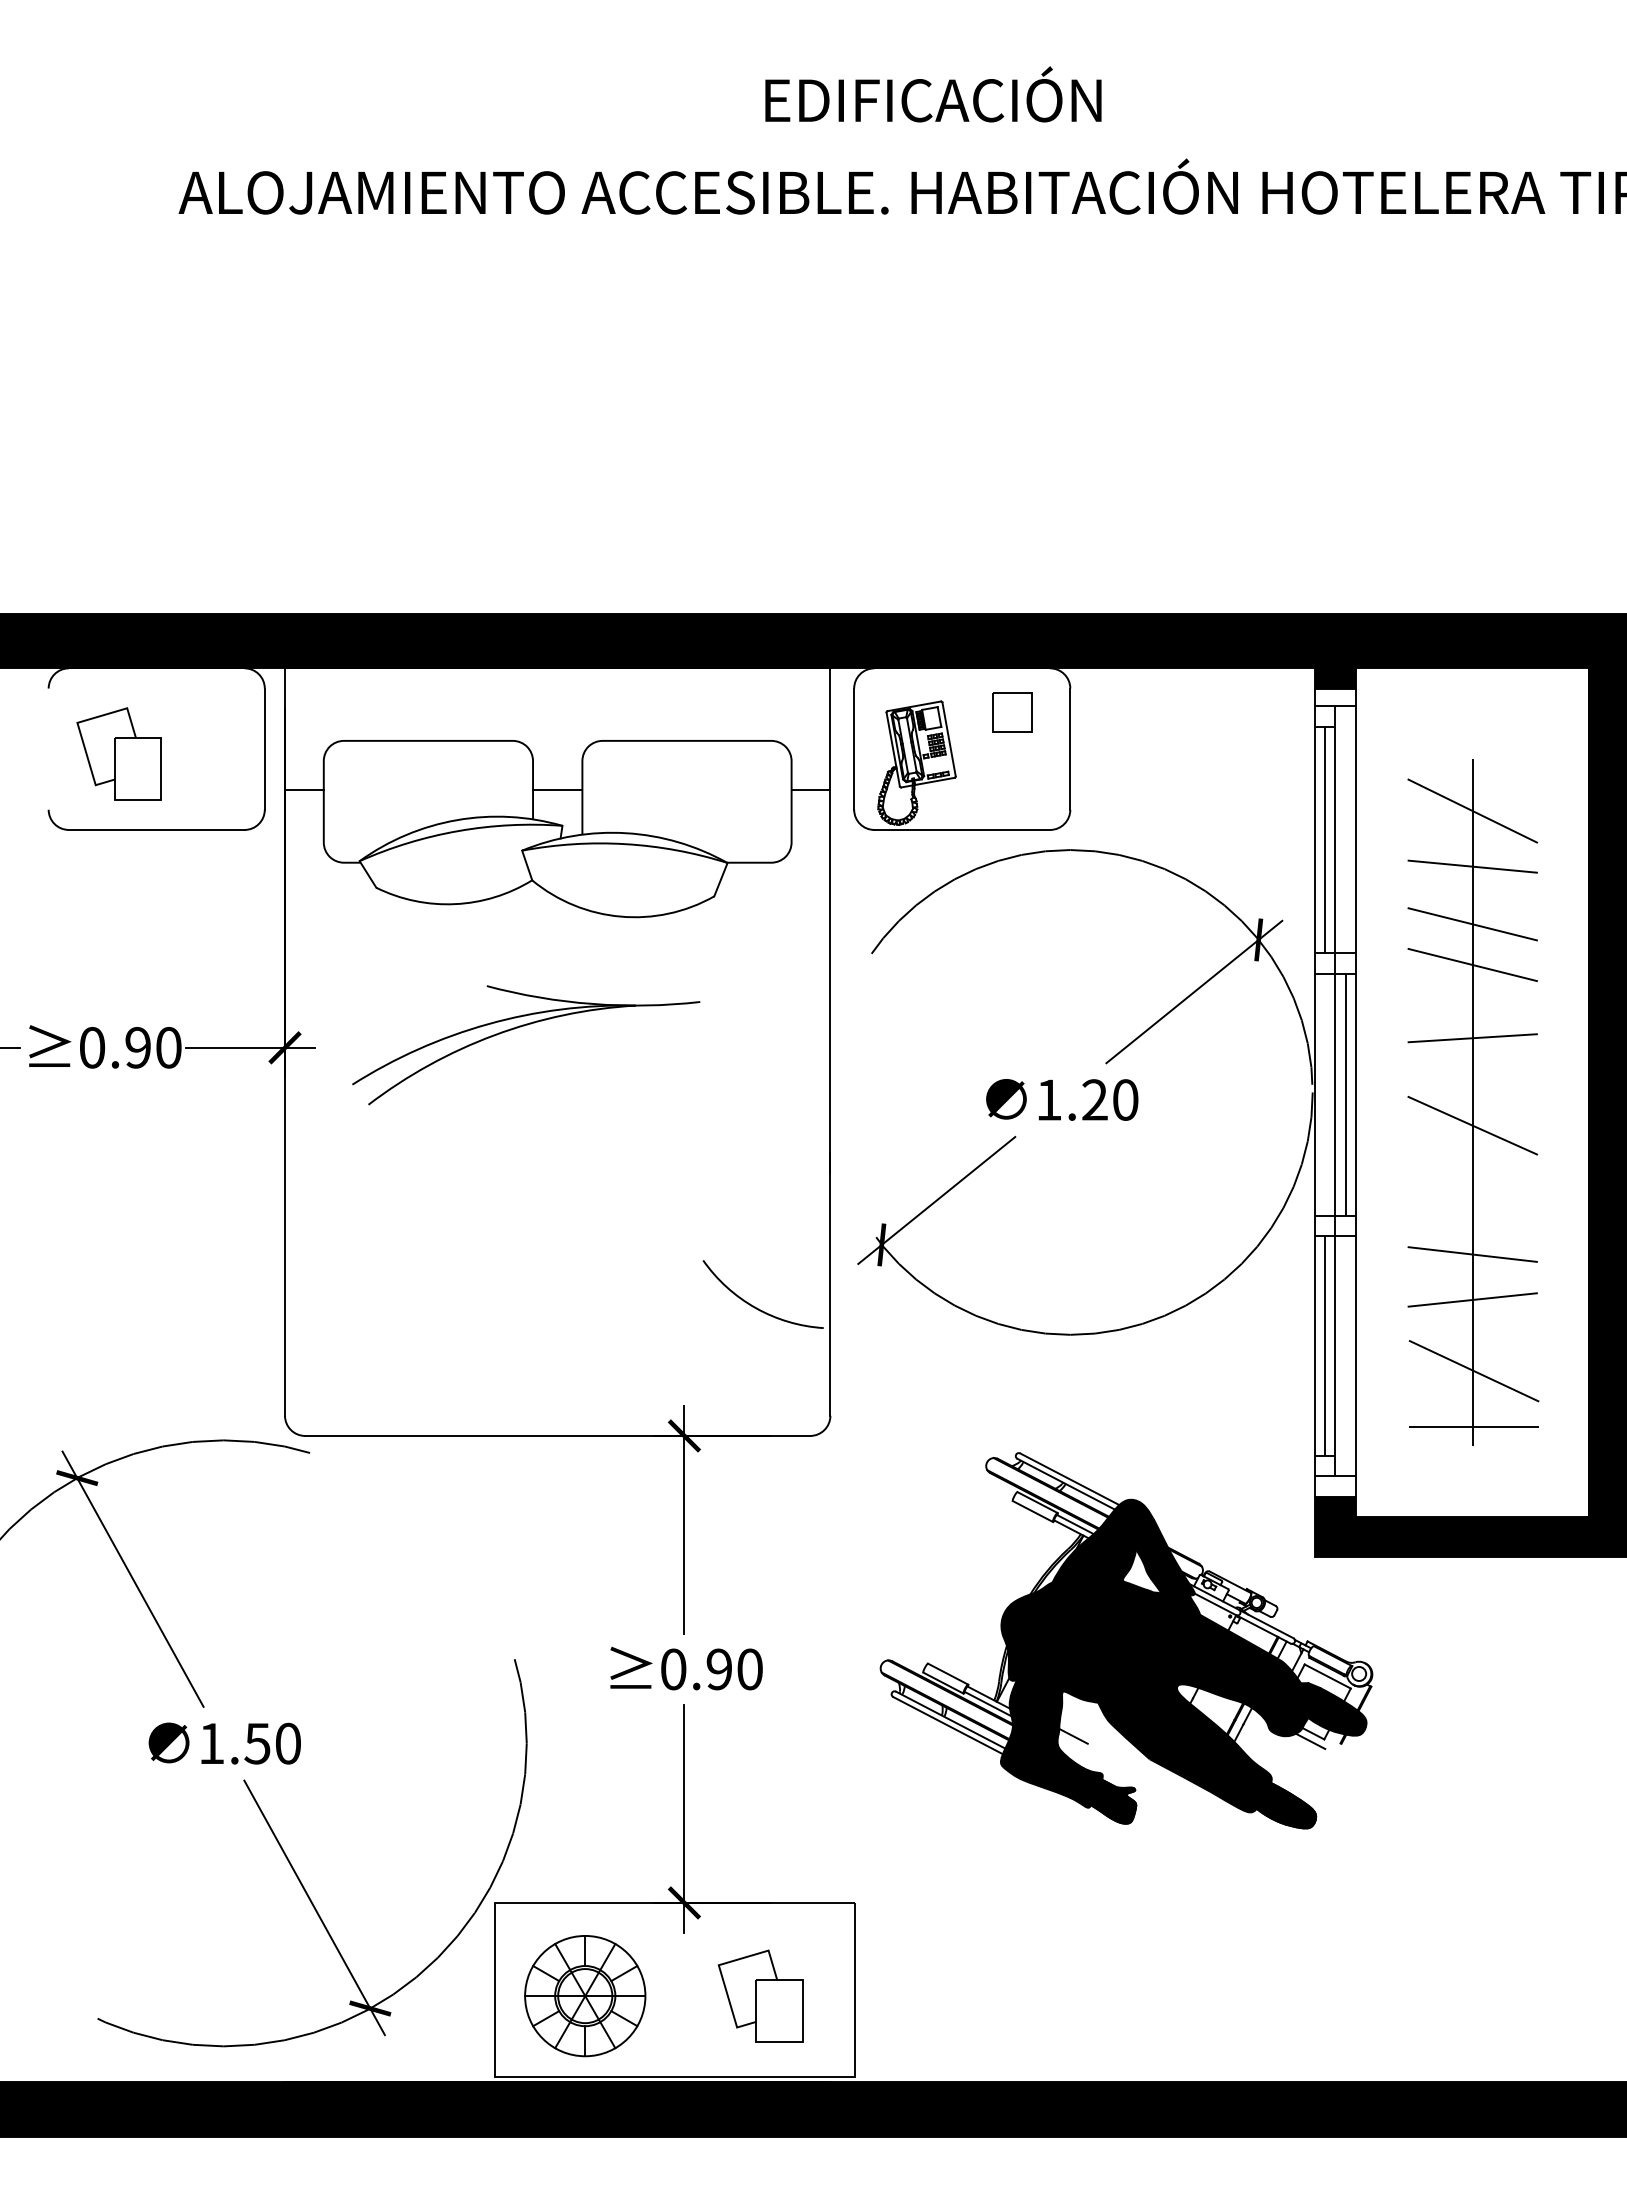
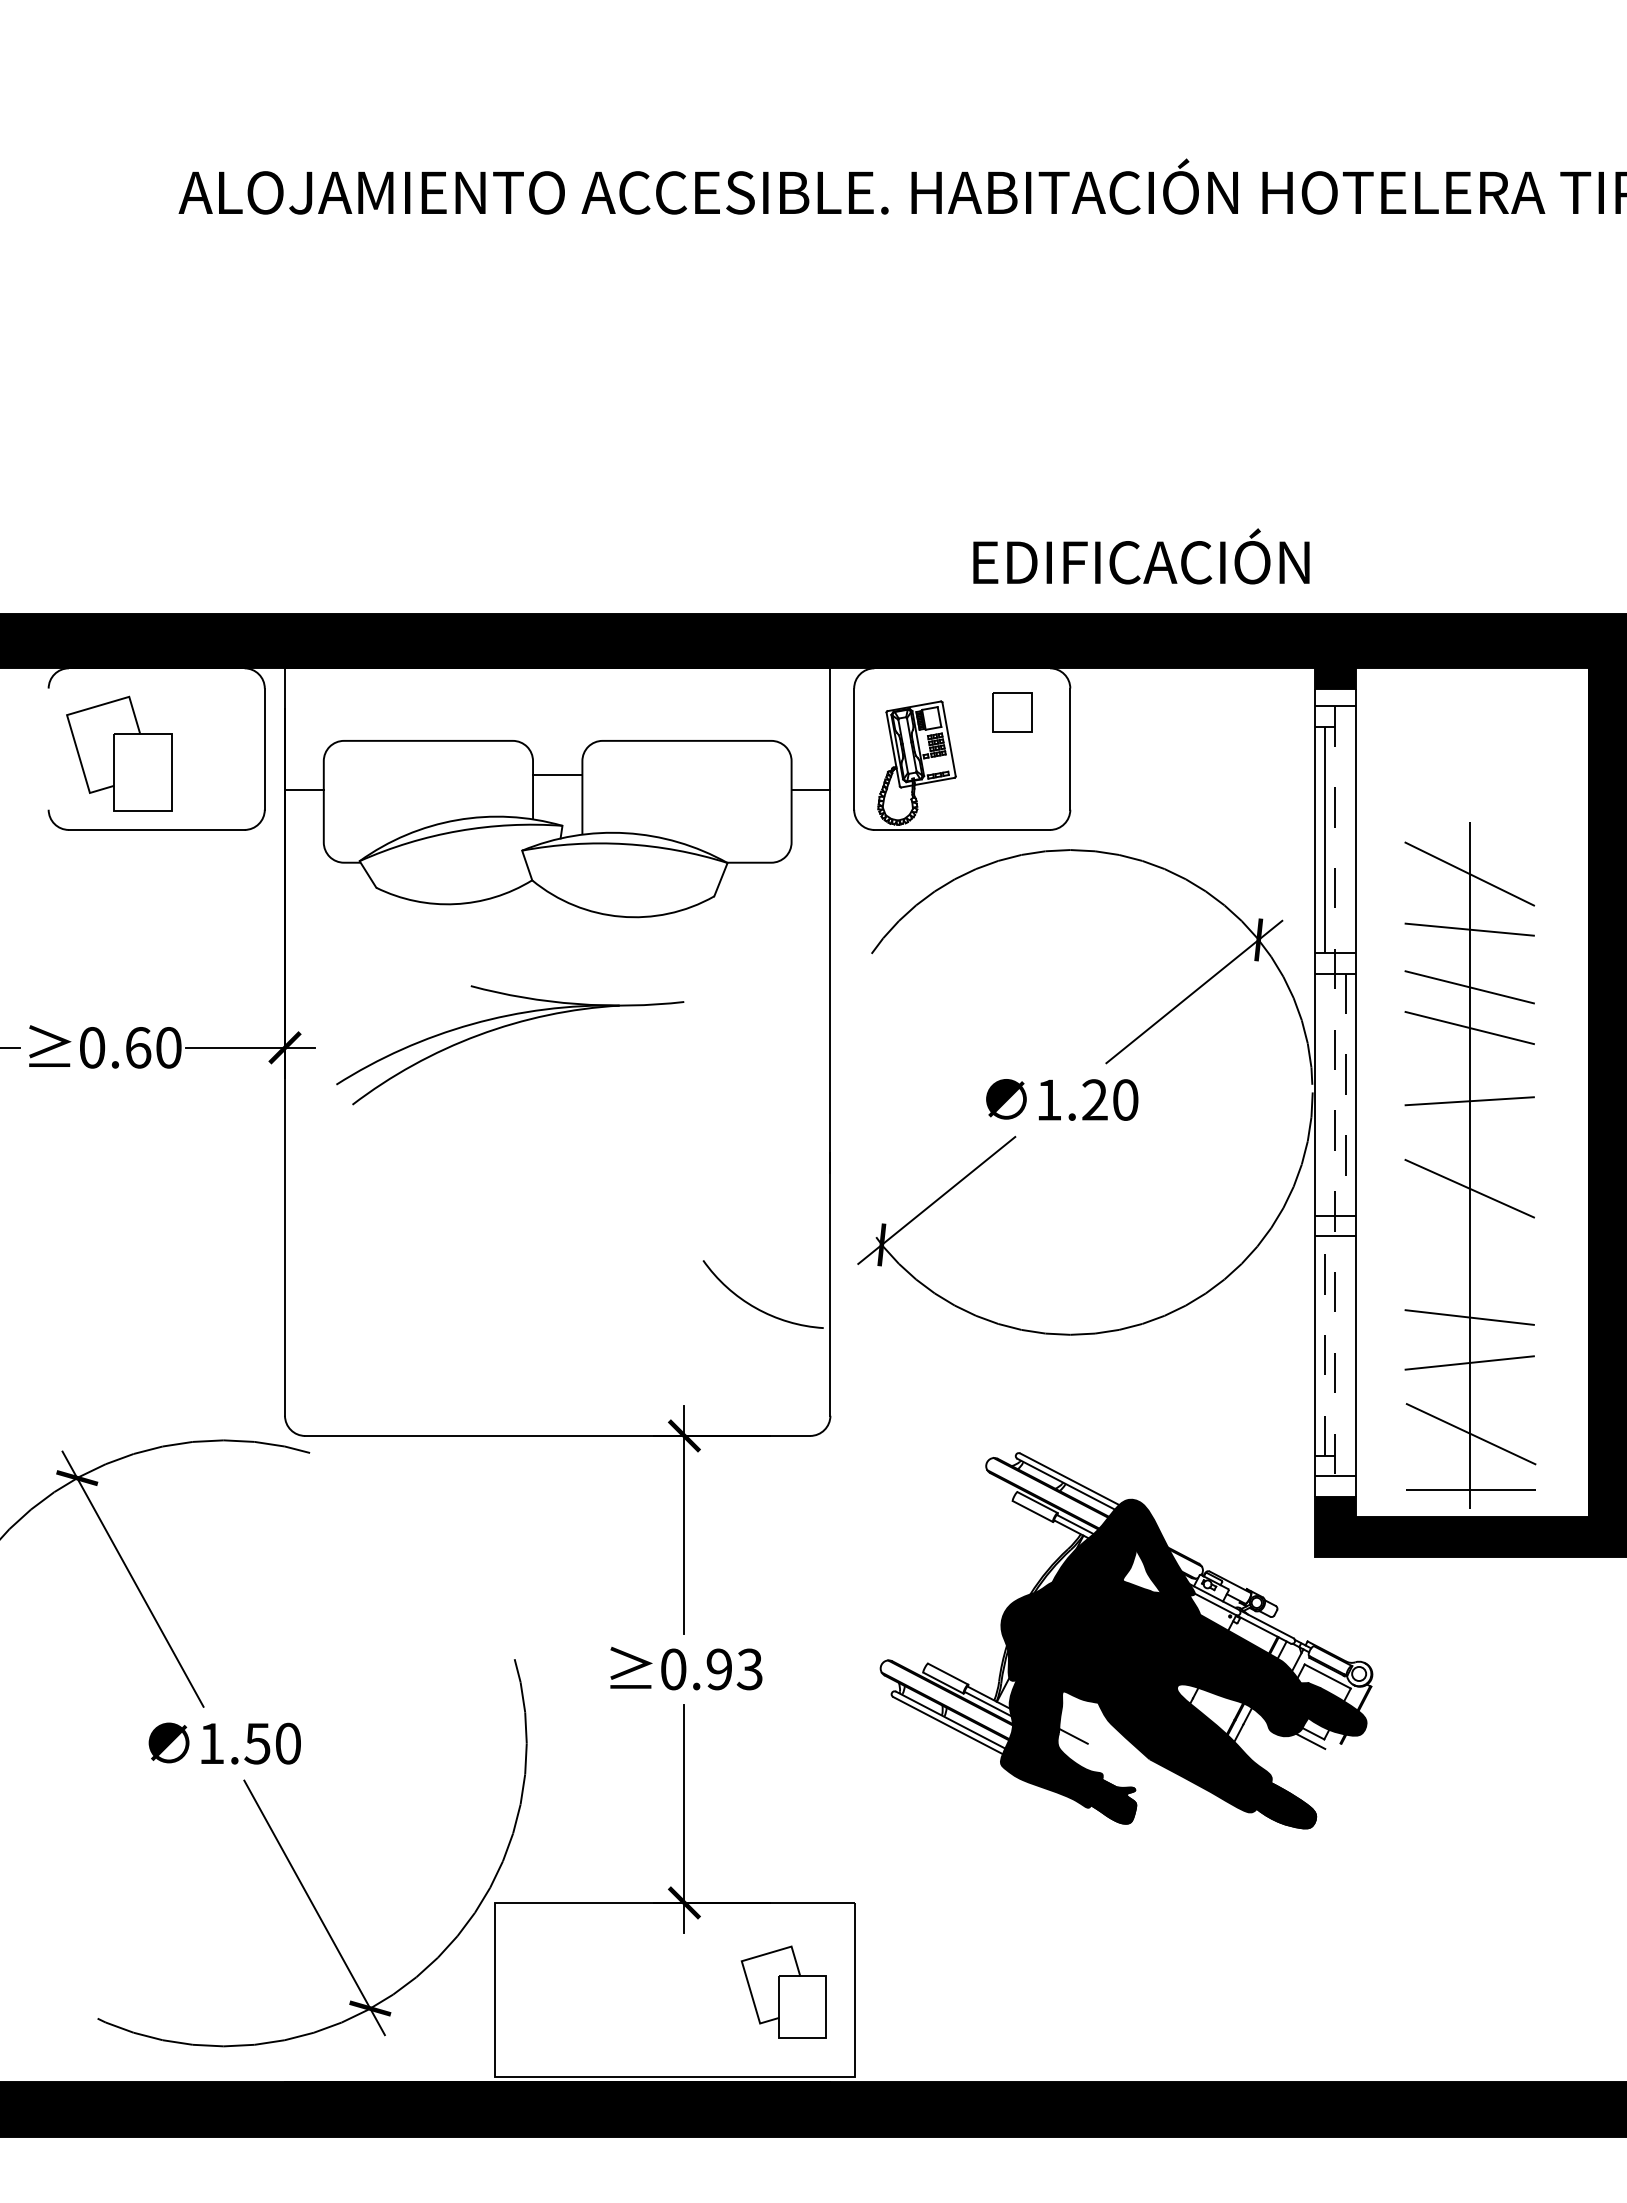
text position: (933, 94) -> (1141, 556) (1141, 556)
part size: 86x94 px -> 107x117 px (119, 753)
line position: (557, 789) -> (557, 774) (557, 774)
part position: (520, 1027) -> (504, 1027) (504, 1027)
text: 0.90 -> 0.60 (138, 1047)
line: solid -> dashed (1335, 1091)
line: solid -> dashed (1345, 1095)
part position: (1473, 1102) -> (1470, 1165) (1470, 1165)
line: solid -> dashed (1325, 1346)
text: 0.90 -> 0.93 (749, 1669)
part position: (760, 1995) -> (783, 1991) (783, 1991)
part: present -> none (585, 1996)
